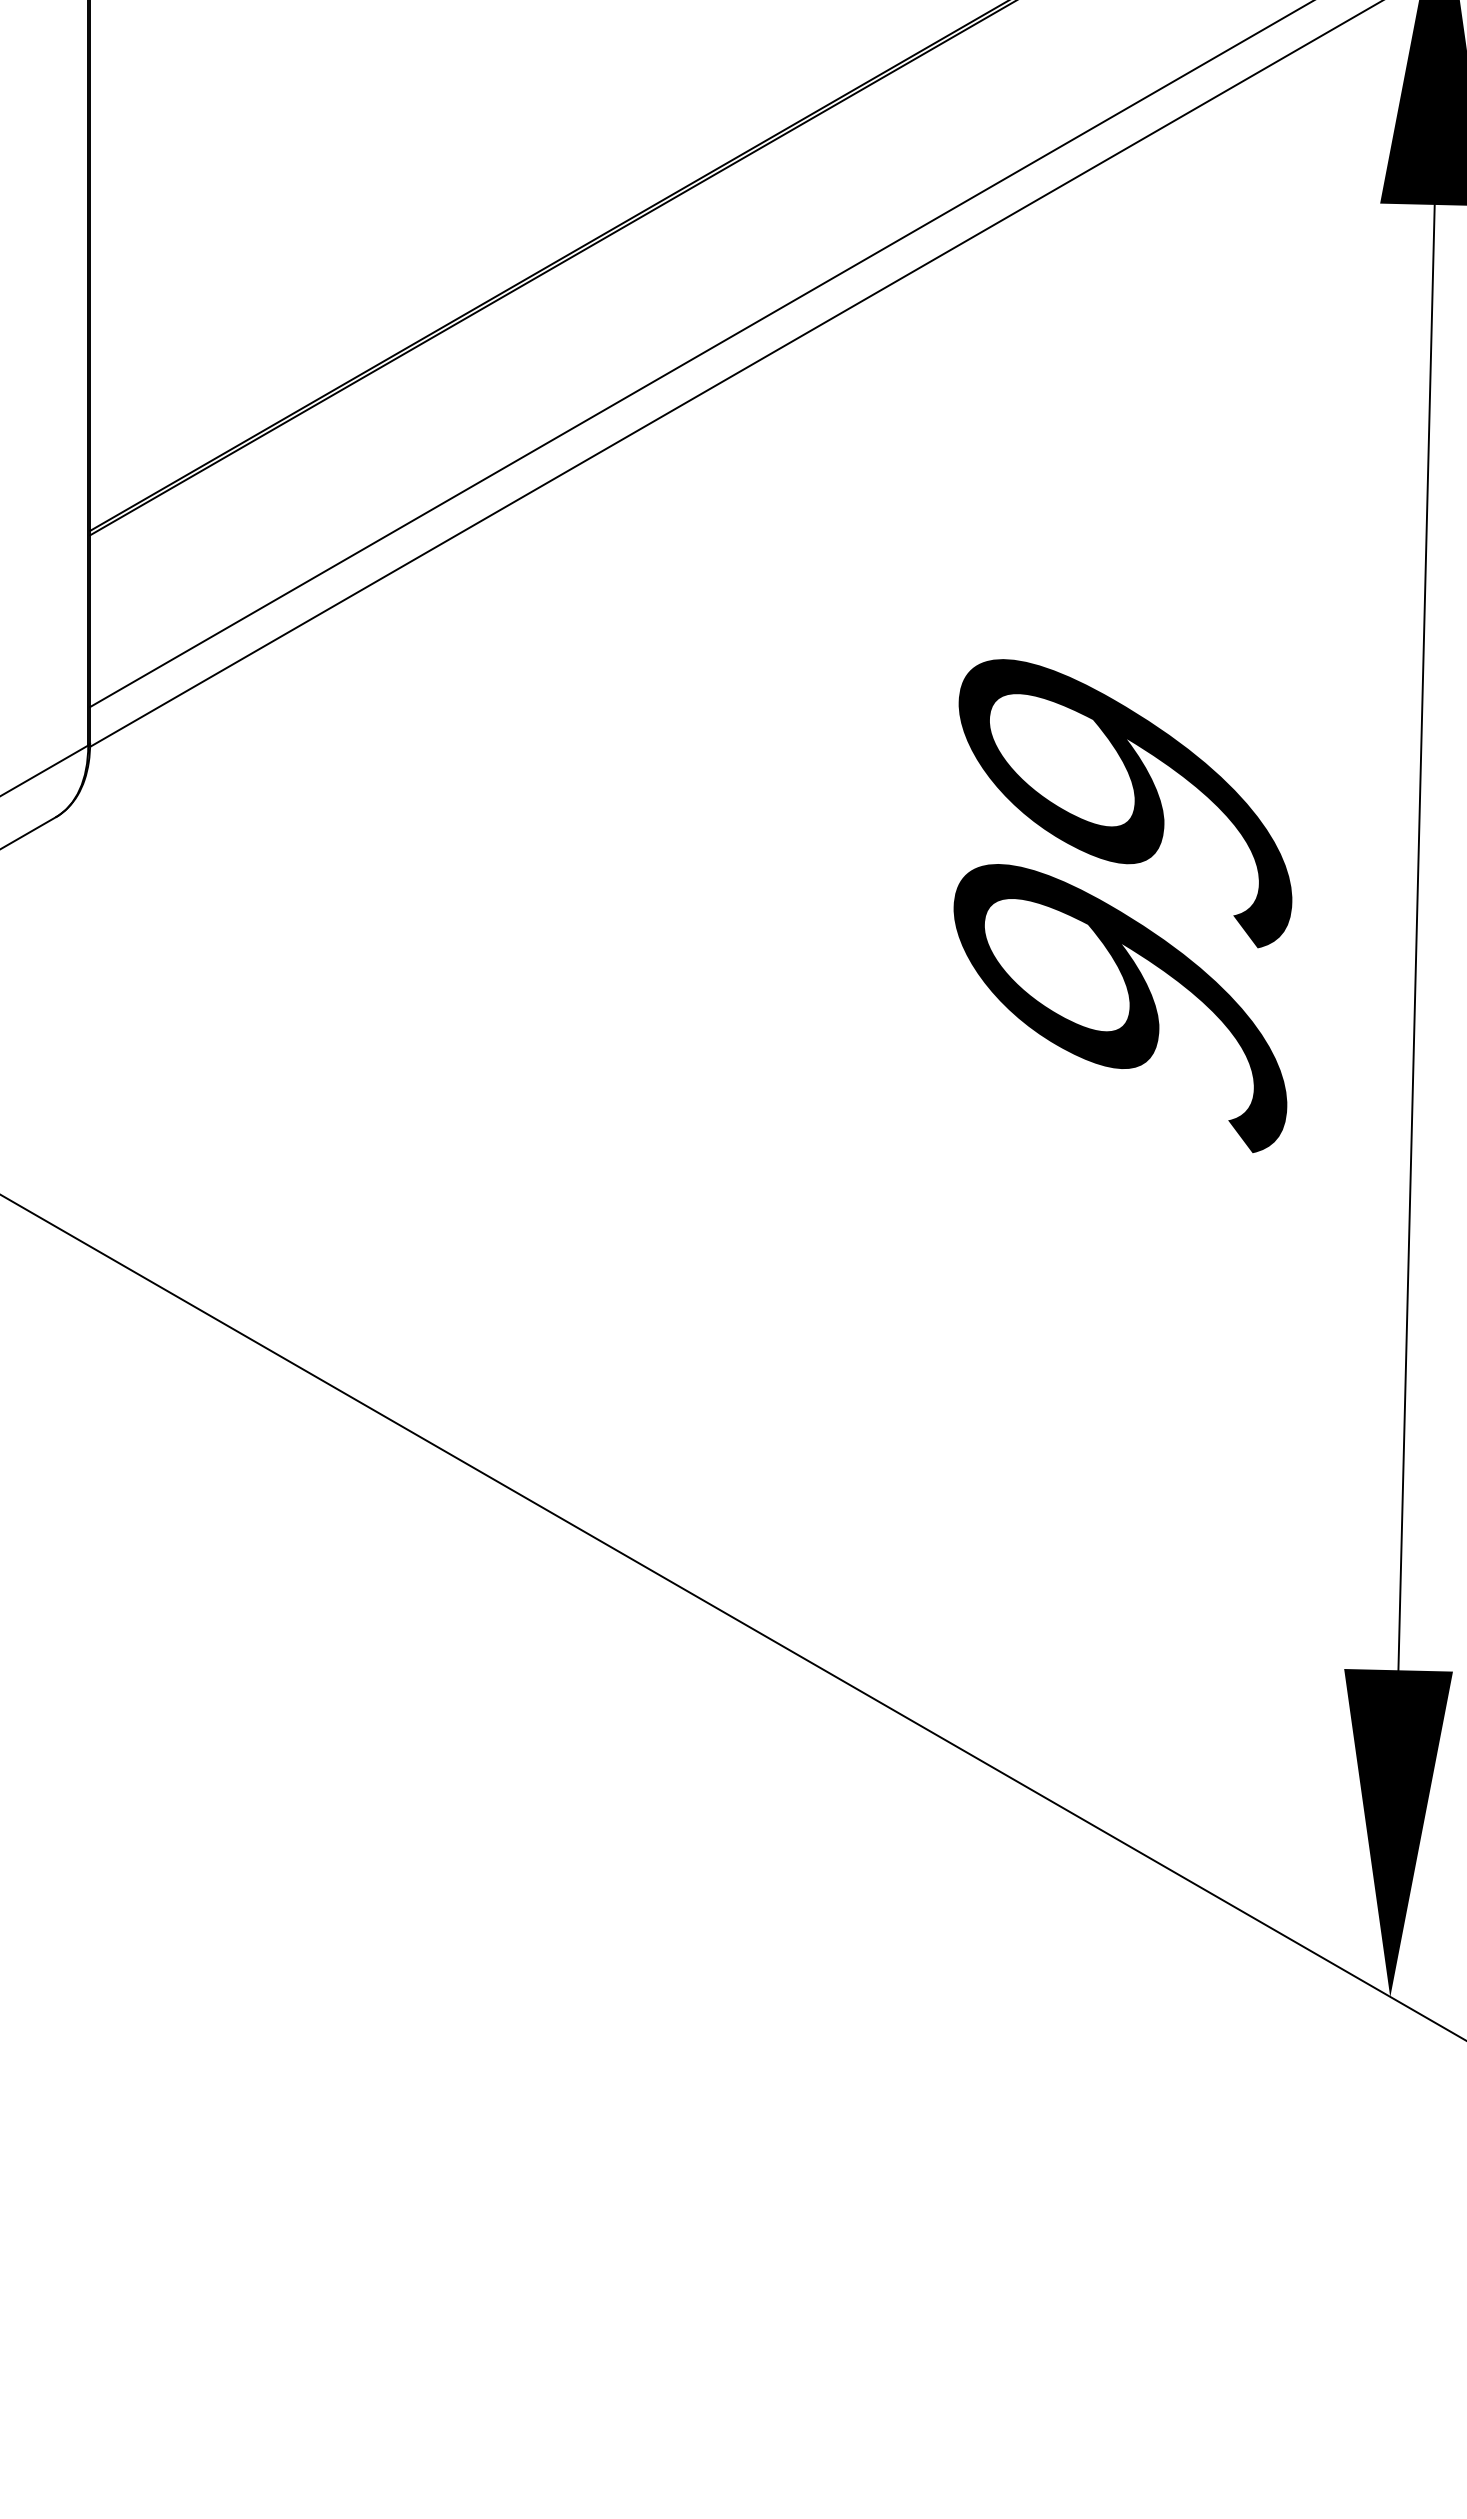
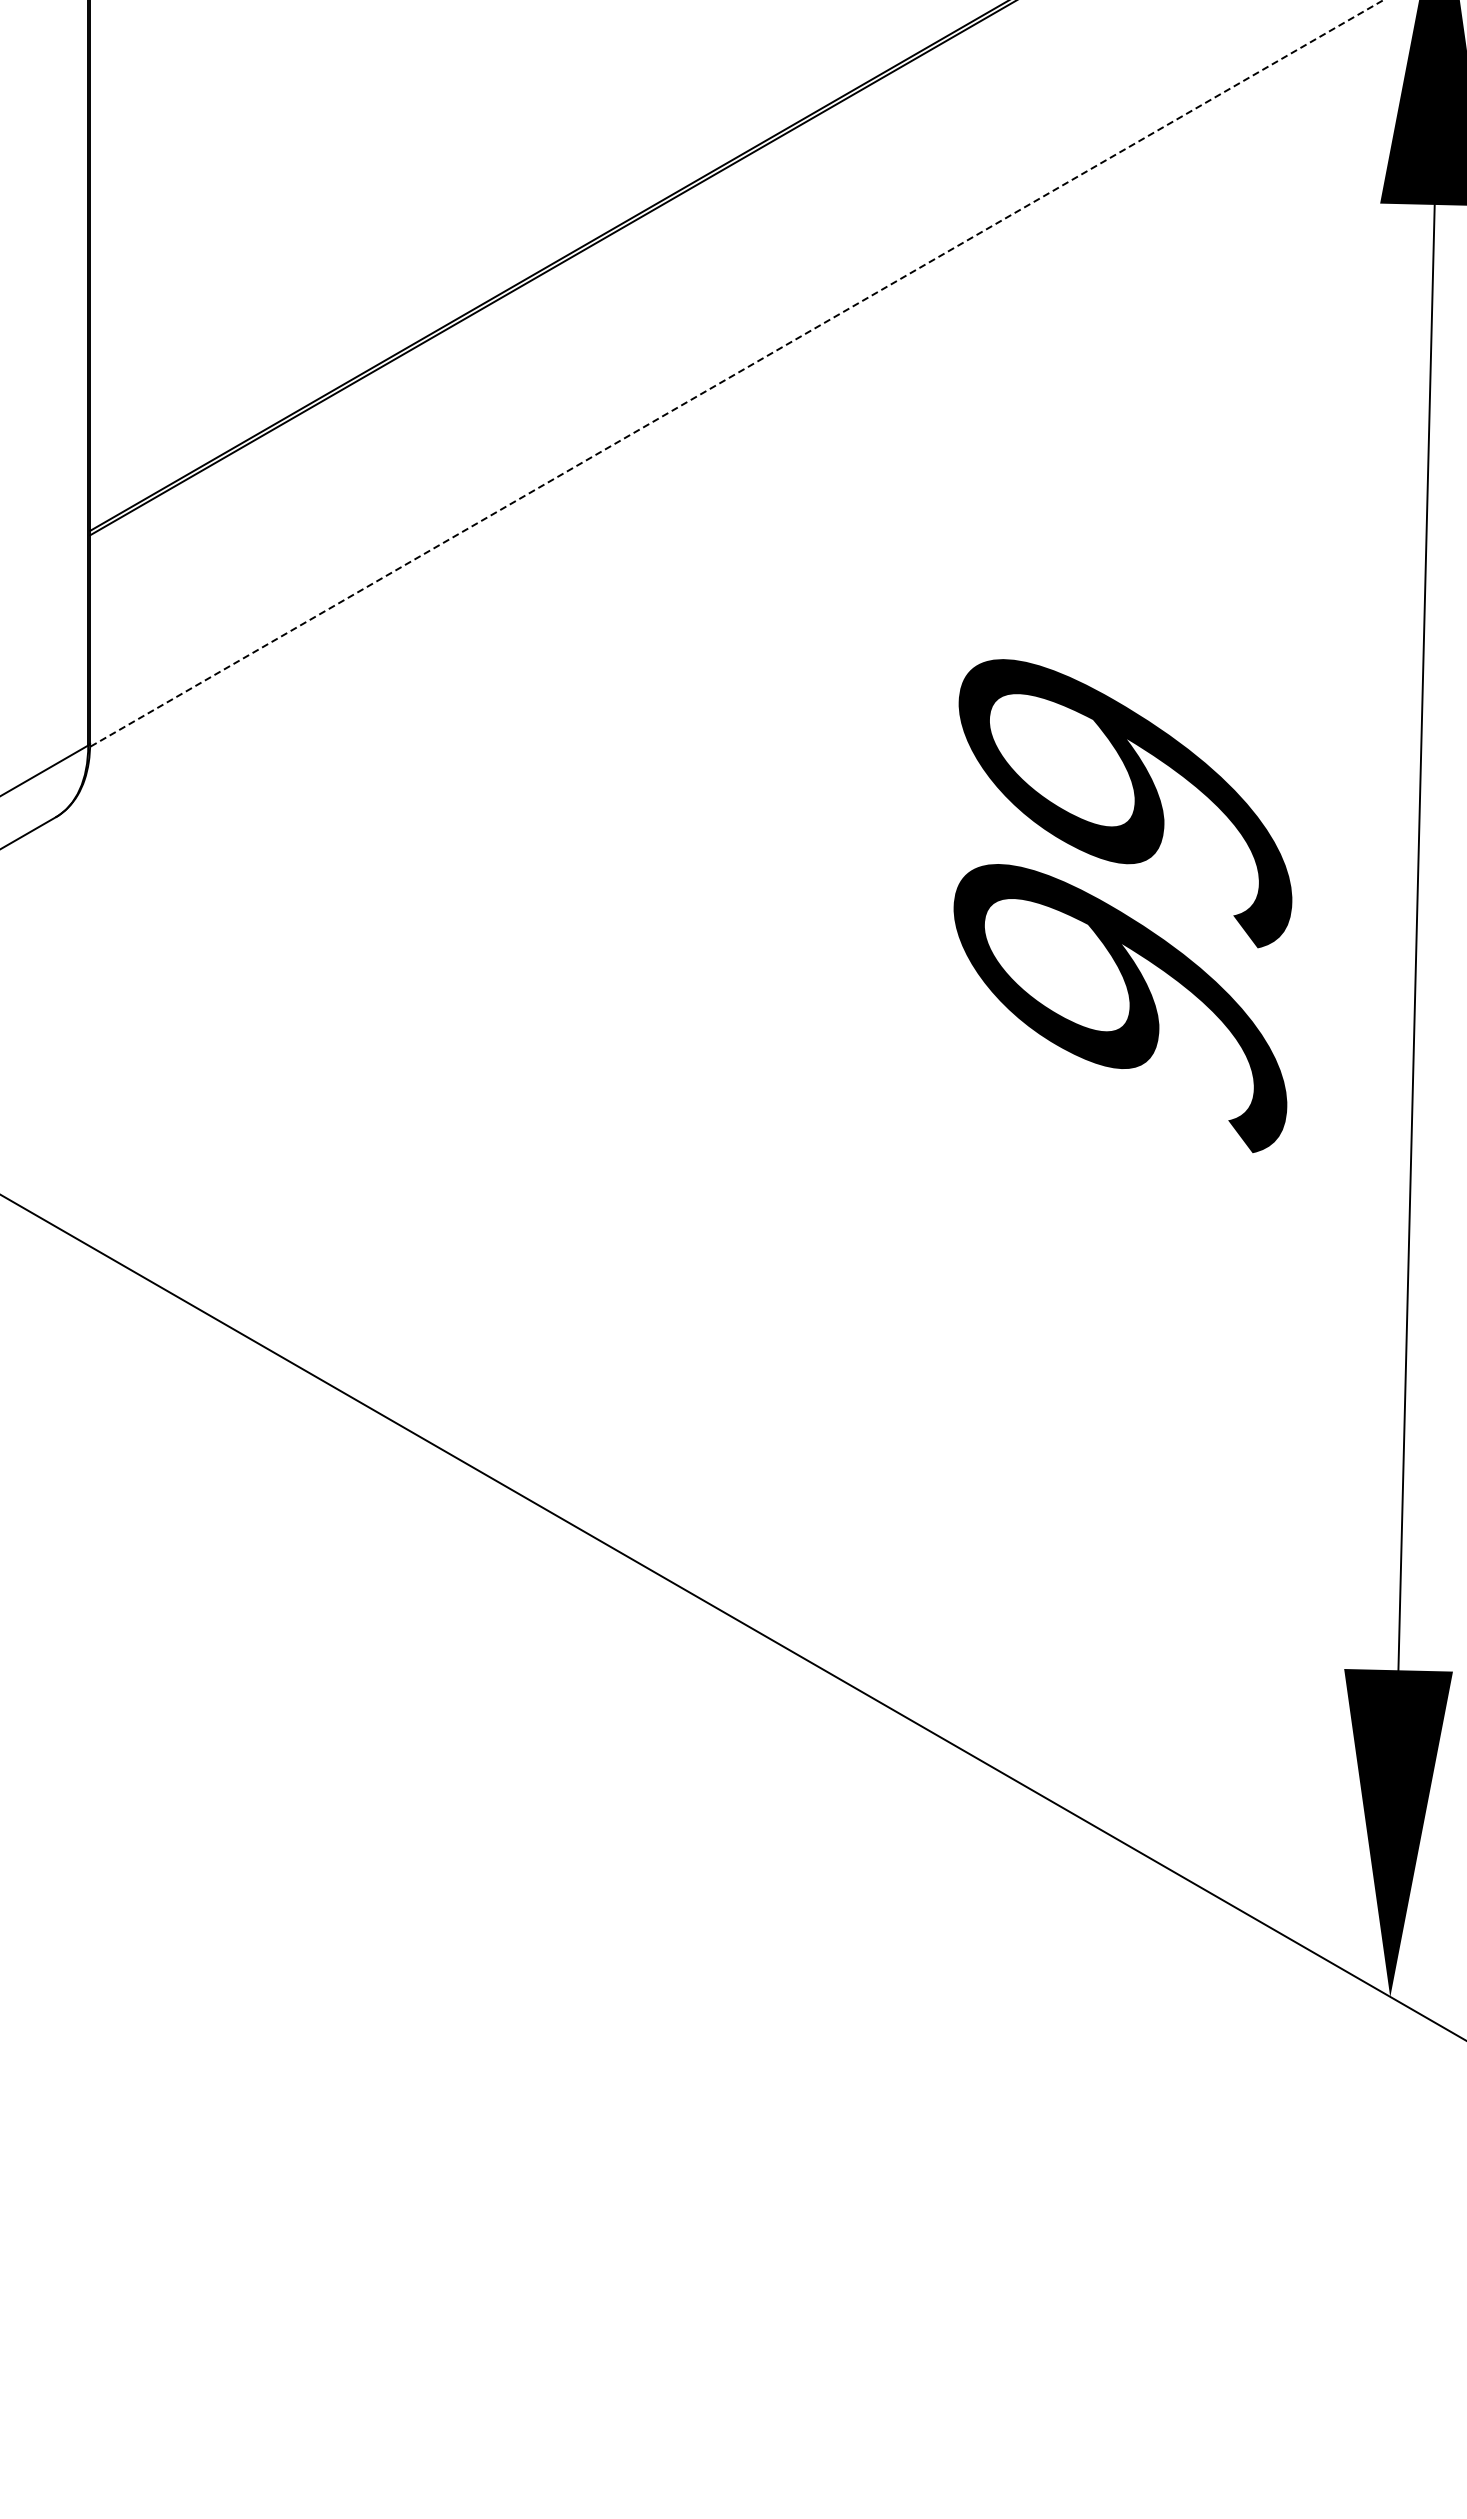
line: present -> none (700, 354)
line: solid -> dashed (736, 373)
